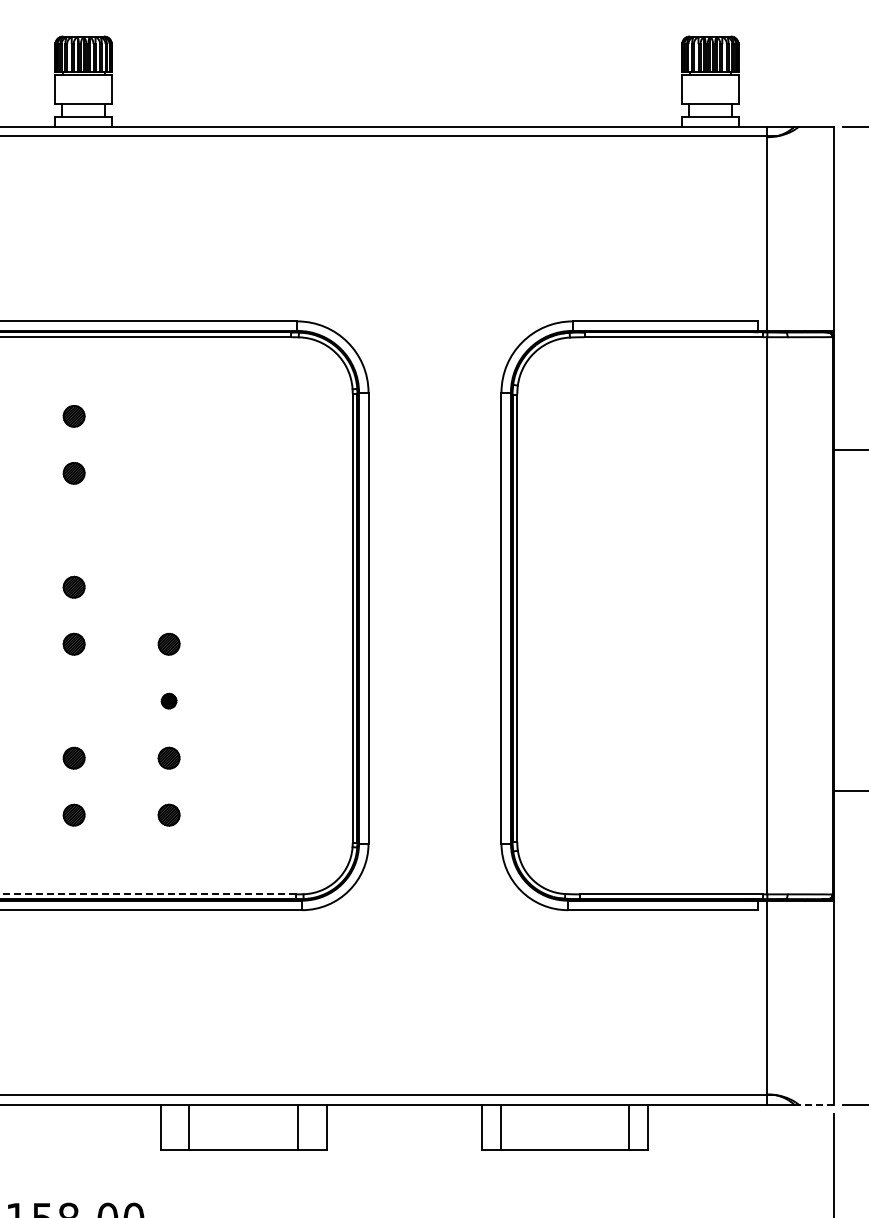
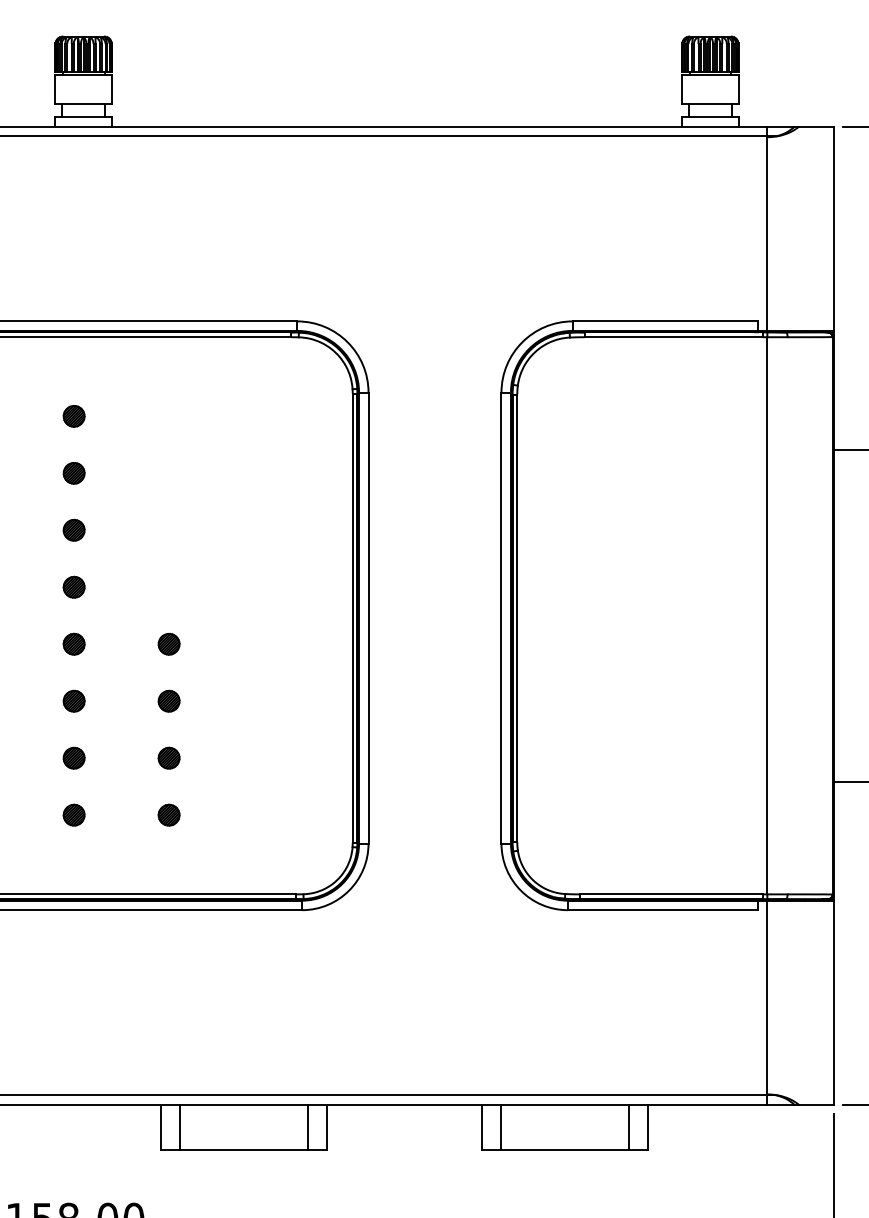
part: none -> present (73, 529)
part: none -> present (73, 700)
part size: 18x18 px -> 24x24 px (168, 700)
line position: (849, 790) -> (849, 781) (849, 781)
line: dashed -> solid (147, 894)
line: dashed -> solid (815, 1104)
line position: (189, 1127) -> (180, 1127) (180, 1127)
line position: (297, 1127) -> (307, 1127) (307, 1127)
